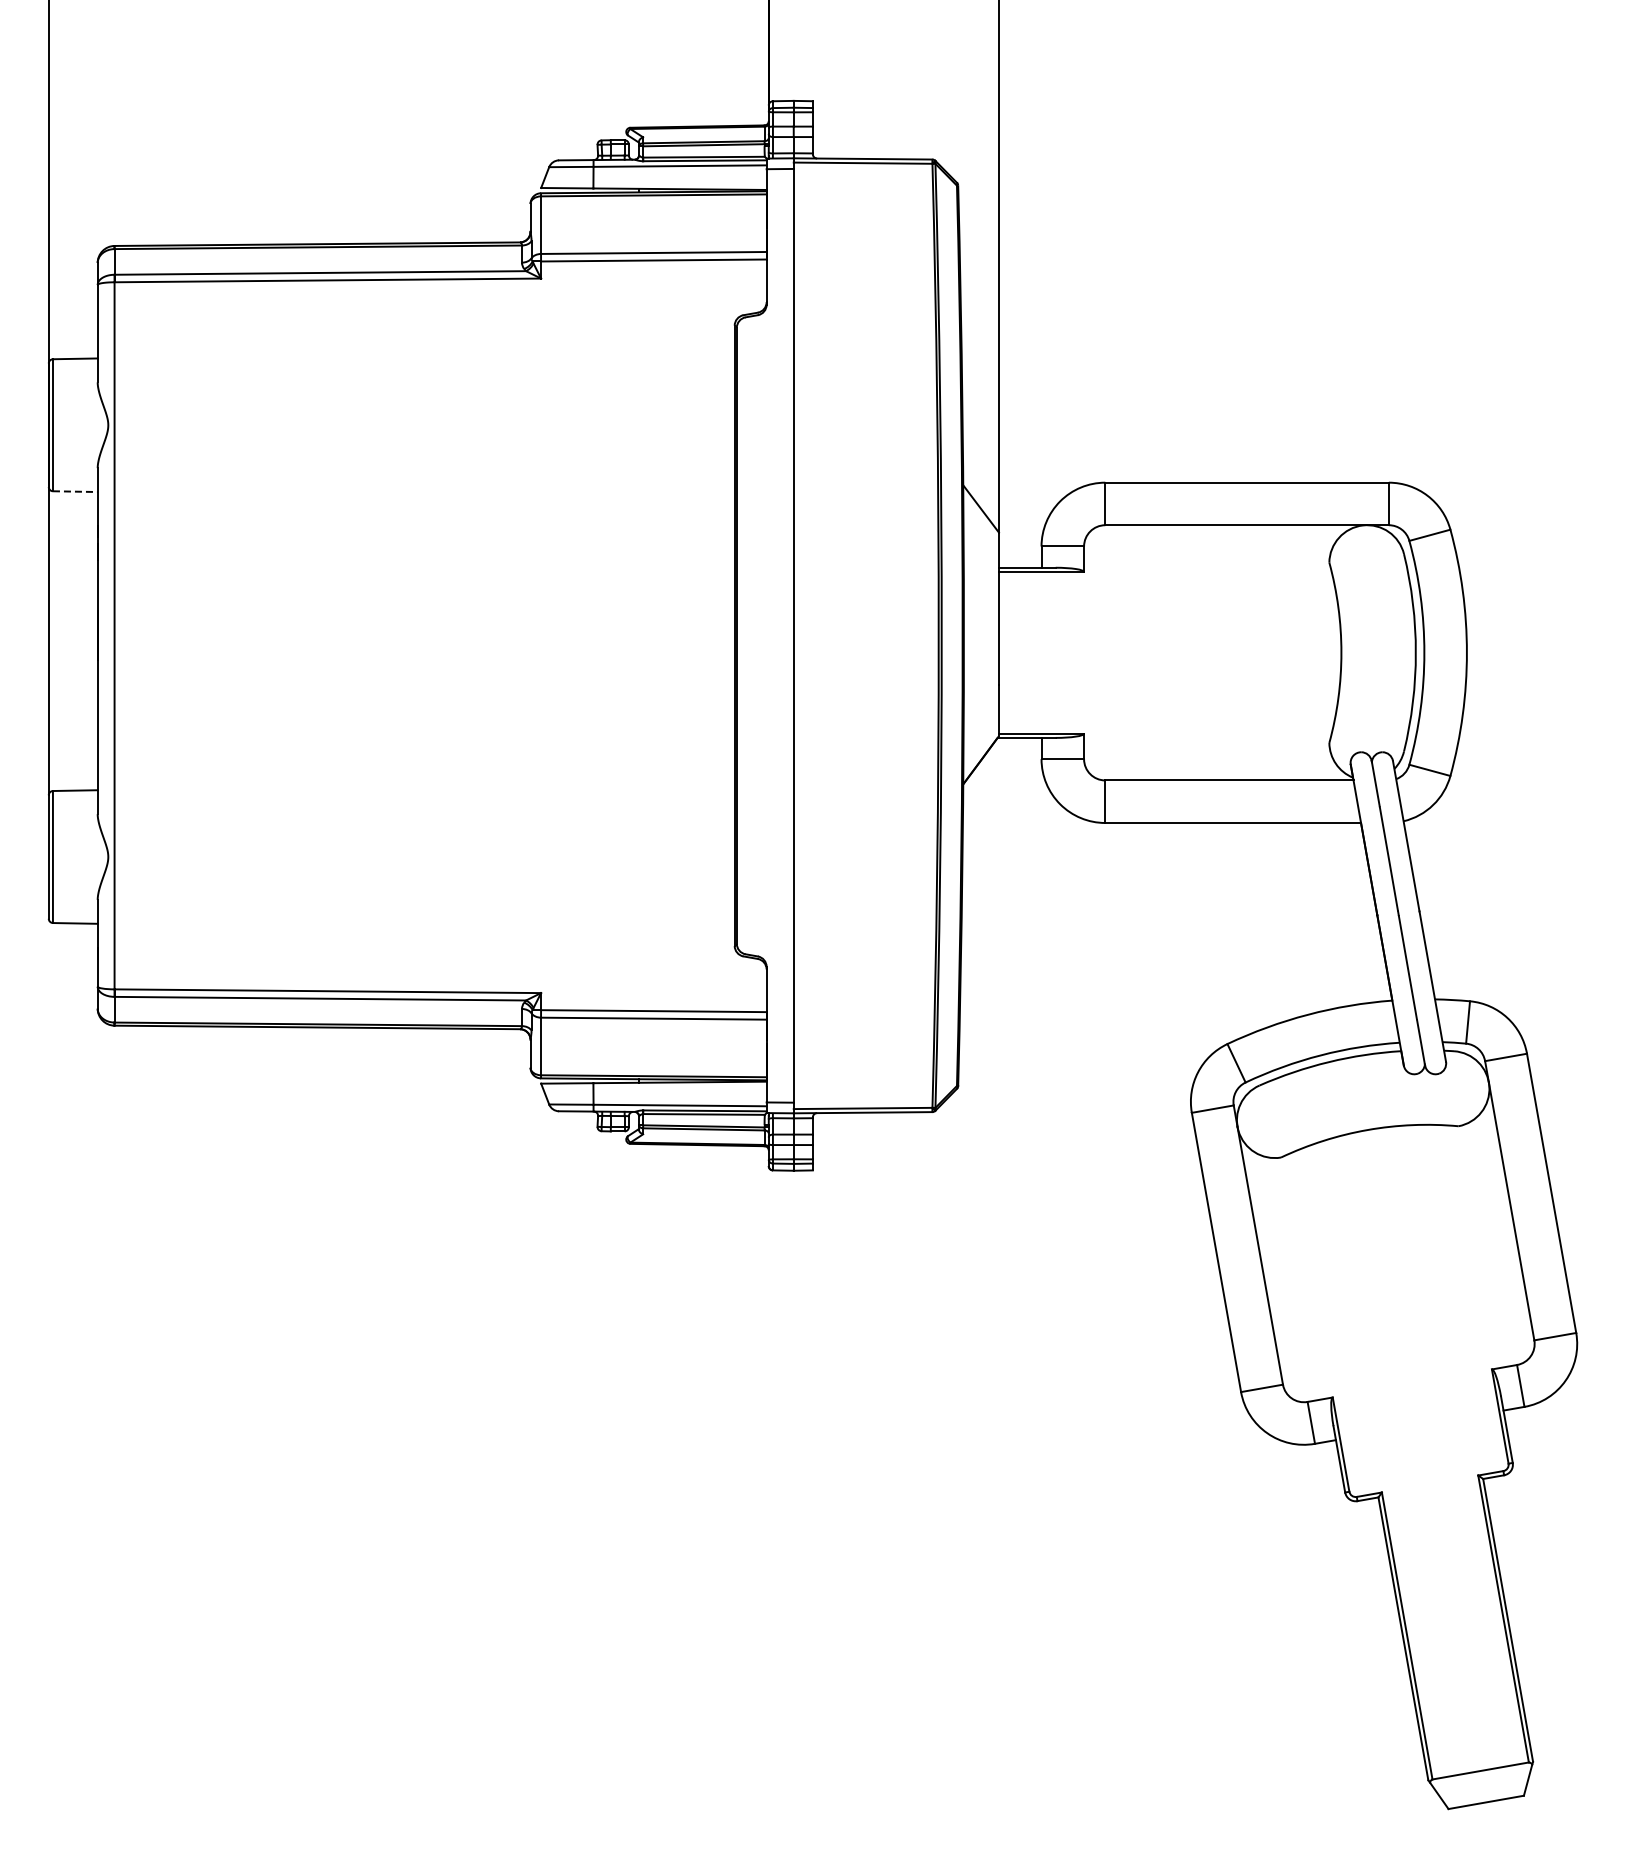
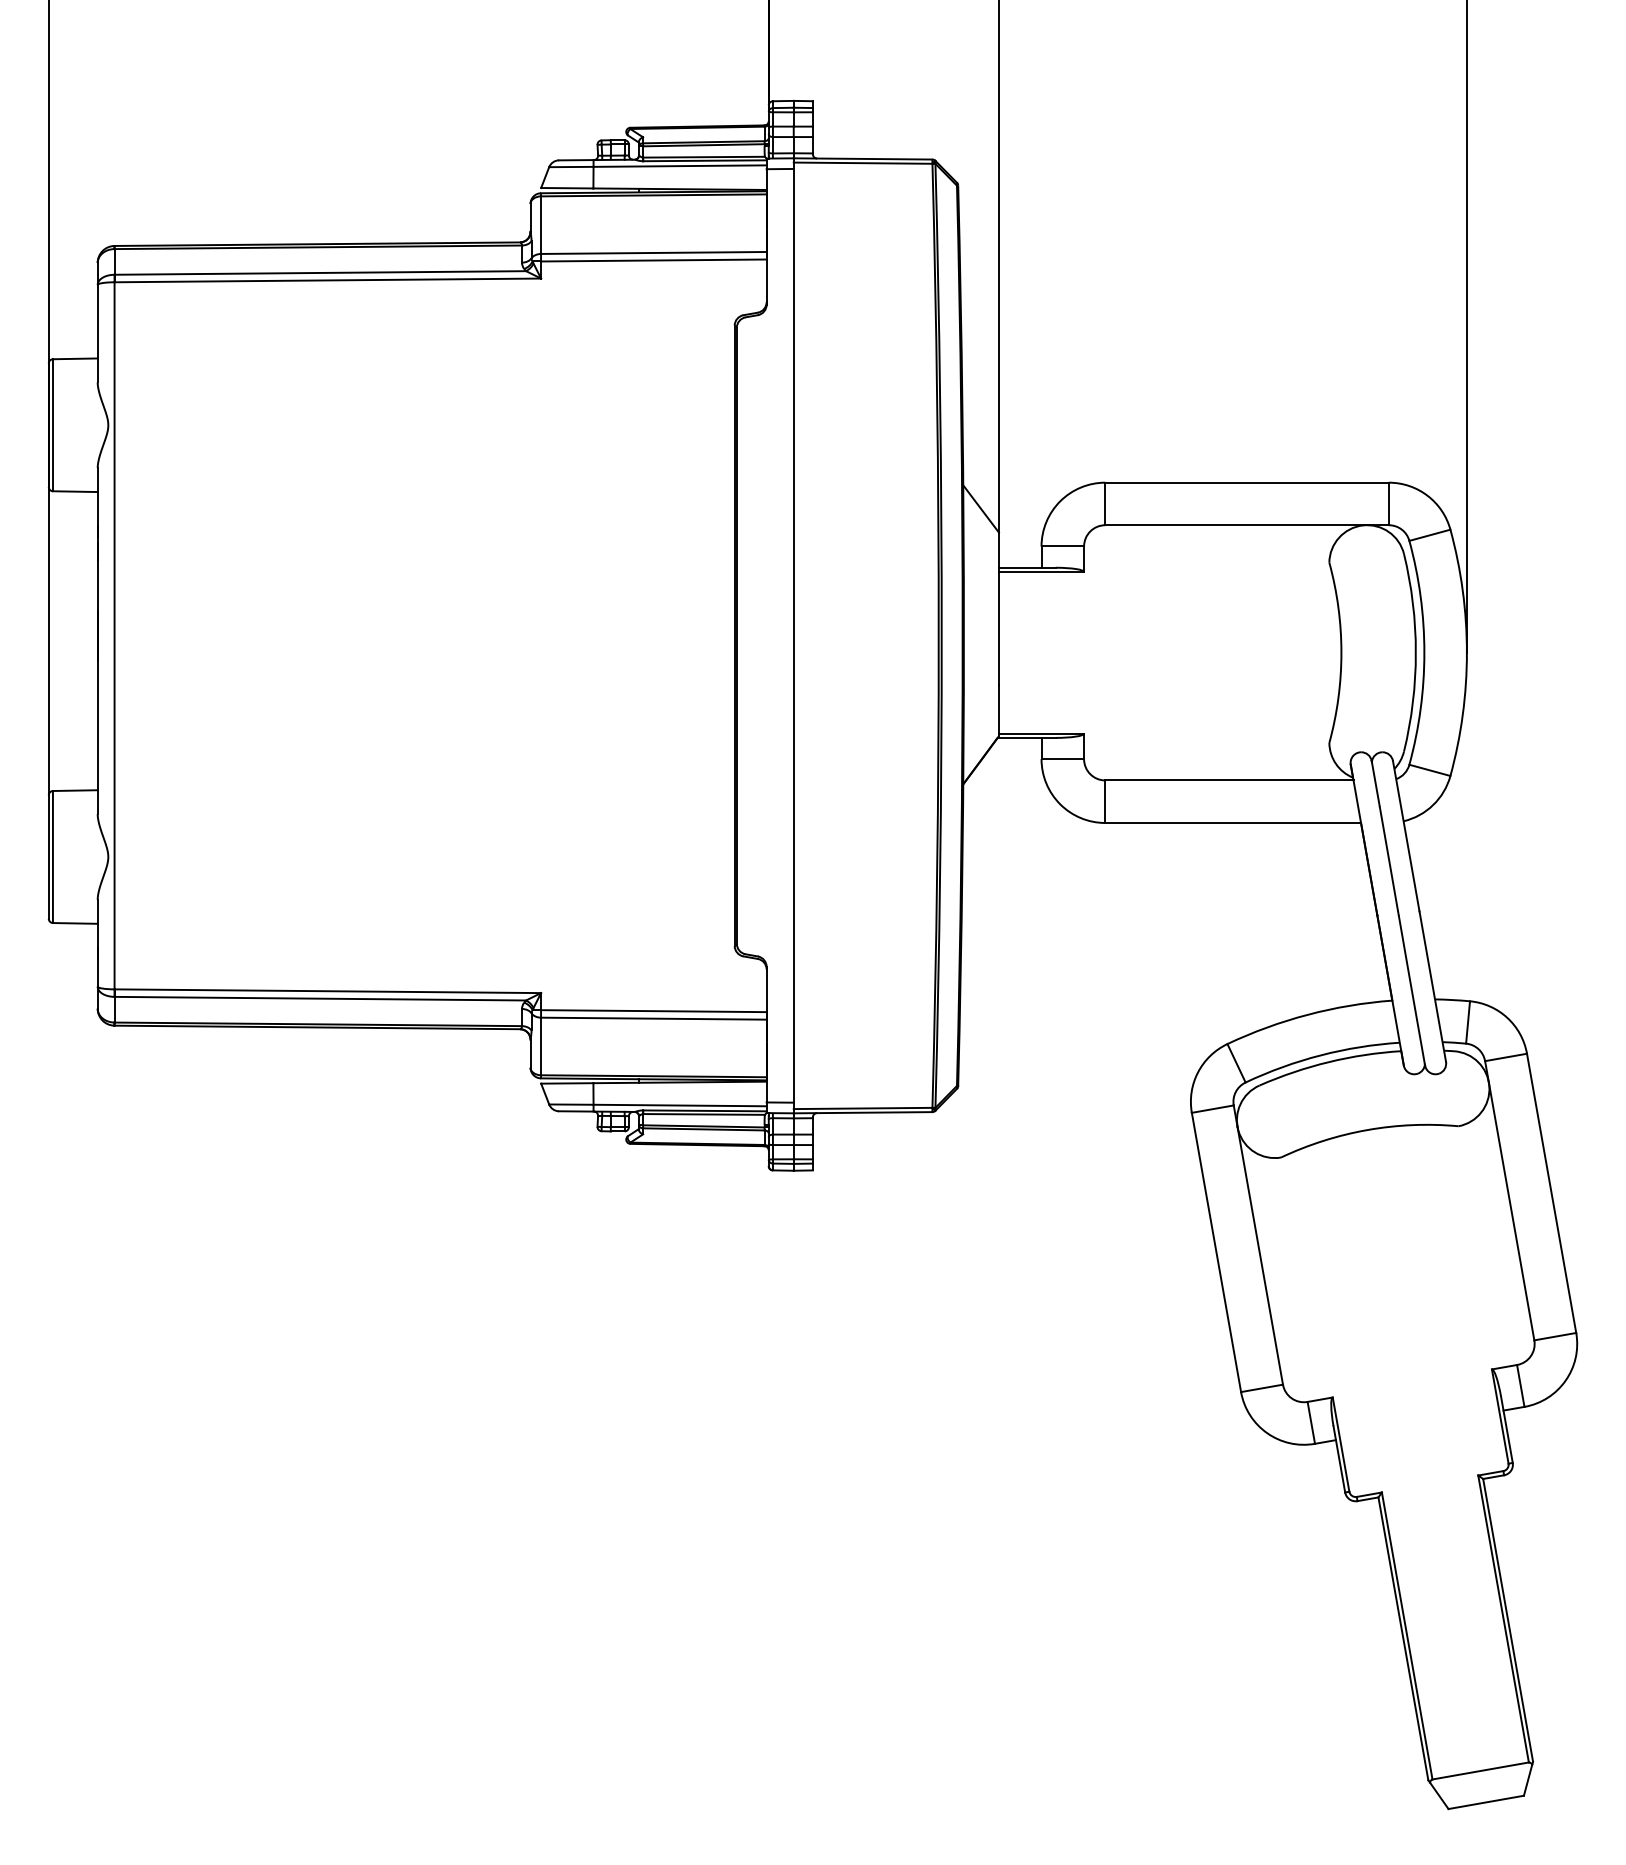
line: none -> present (1466, 327)
line: dashed -> solid (75, 491)
